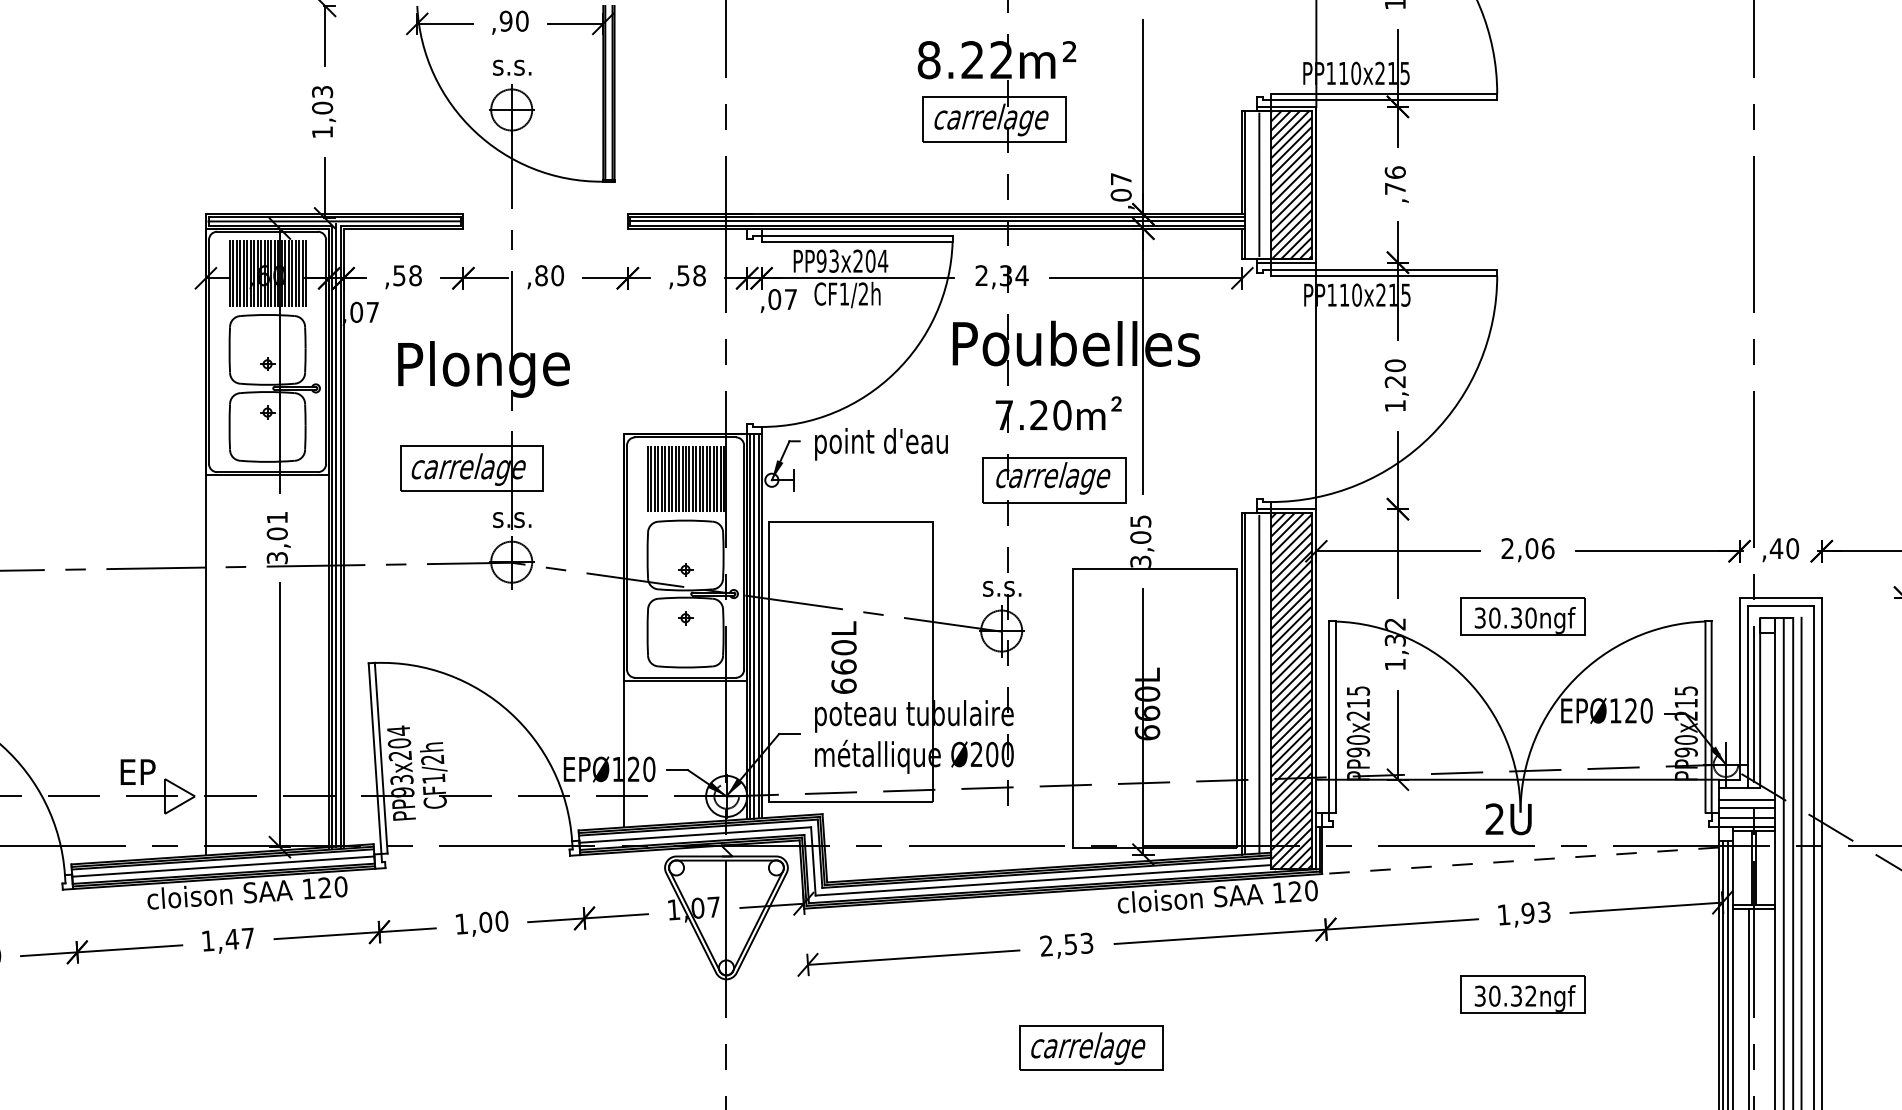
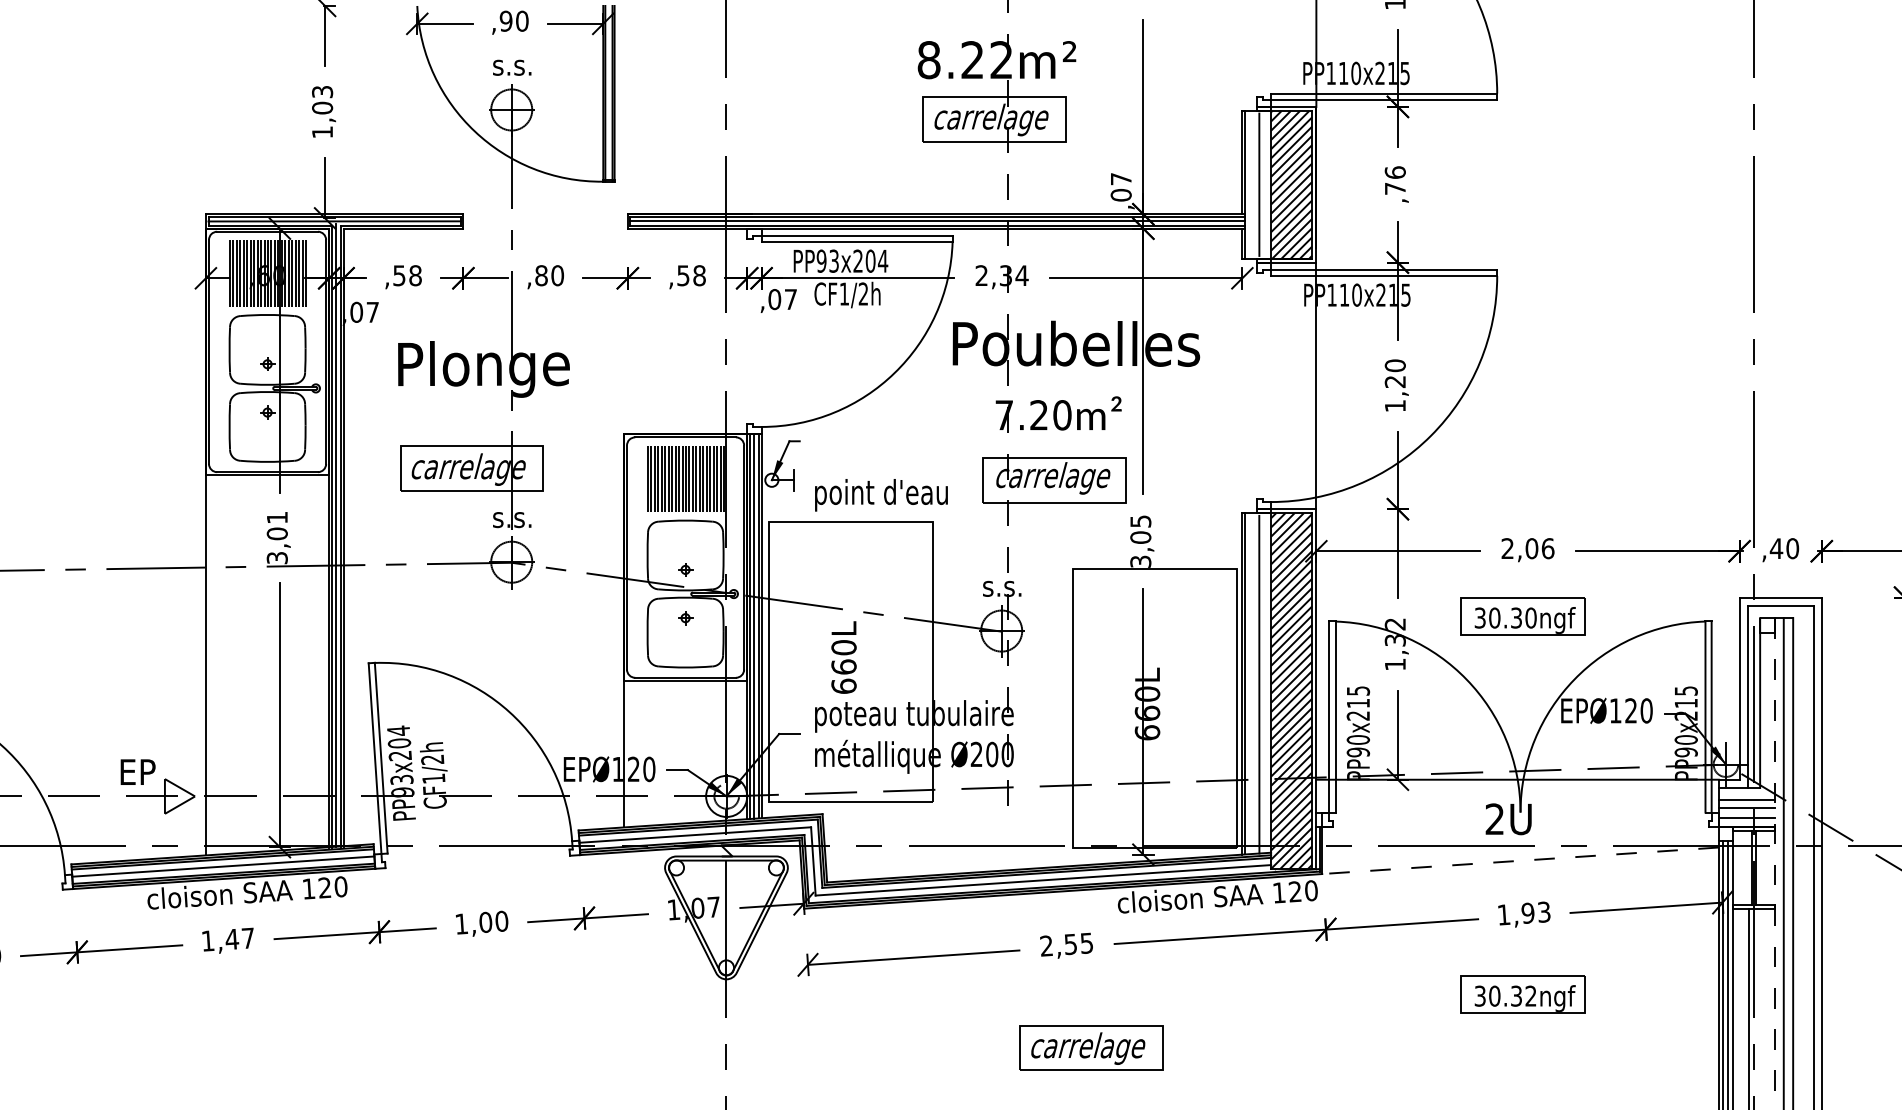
text position: (881, 444) -> (881, 495) (881, 495)
line: present -> none (1801, 861)
line: solid -> dashed (1774, 864)
text: 2,53 -> 2,55 (1086, 942)
